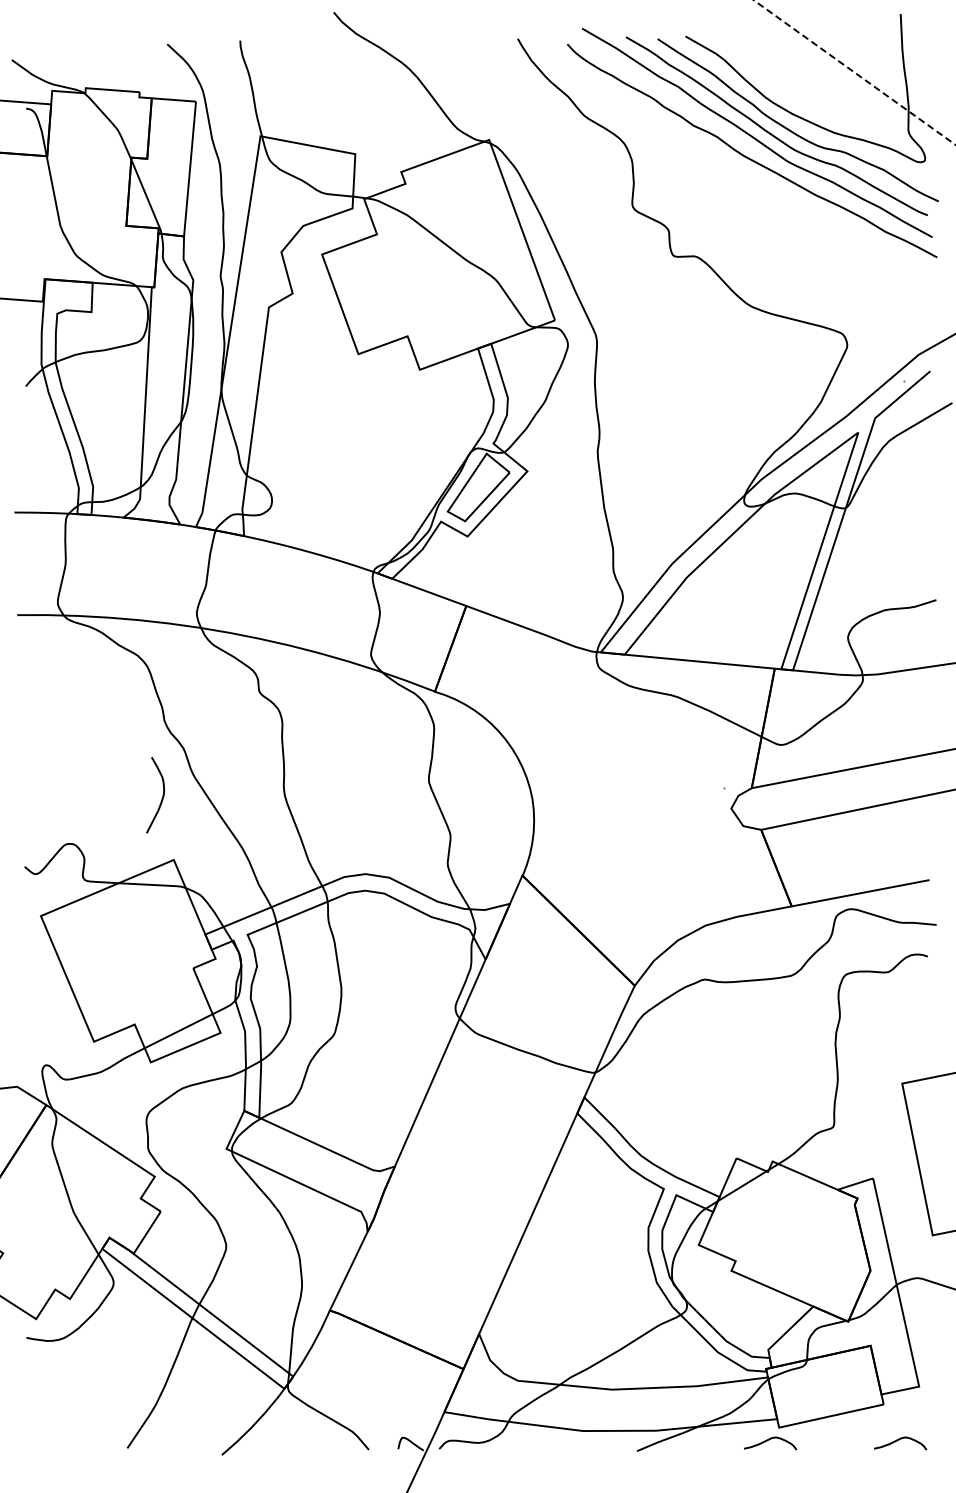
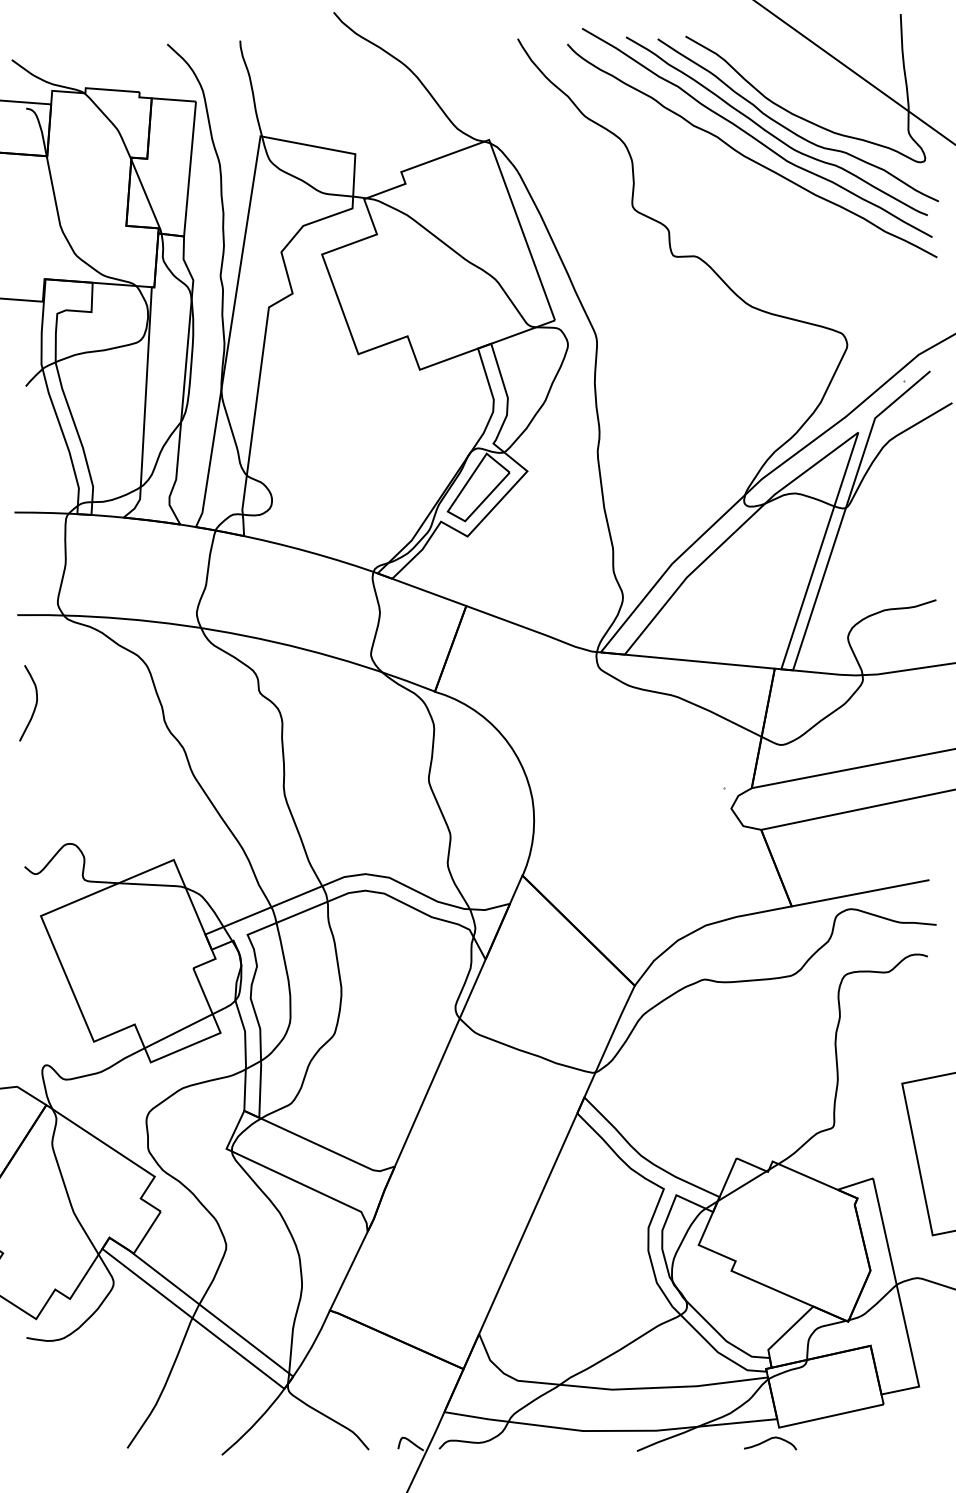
line: dashed -> solid (854, 72)
curve position: (161, 798) -> (34, 706) (34, 706)
curve: present -> none (899, 1440)
